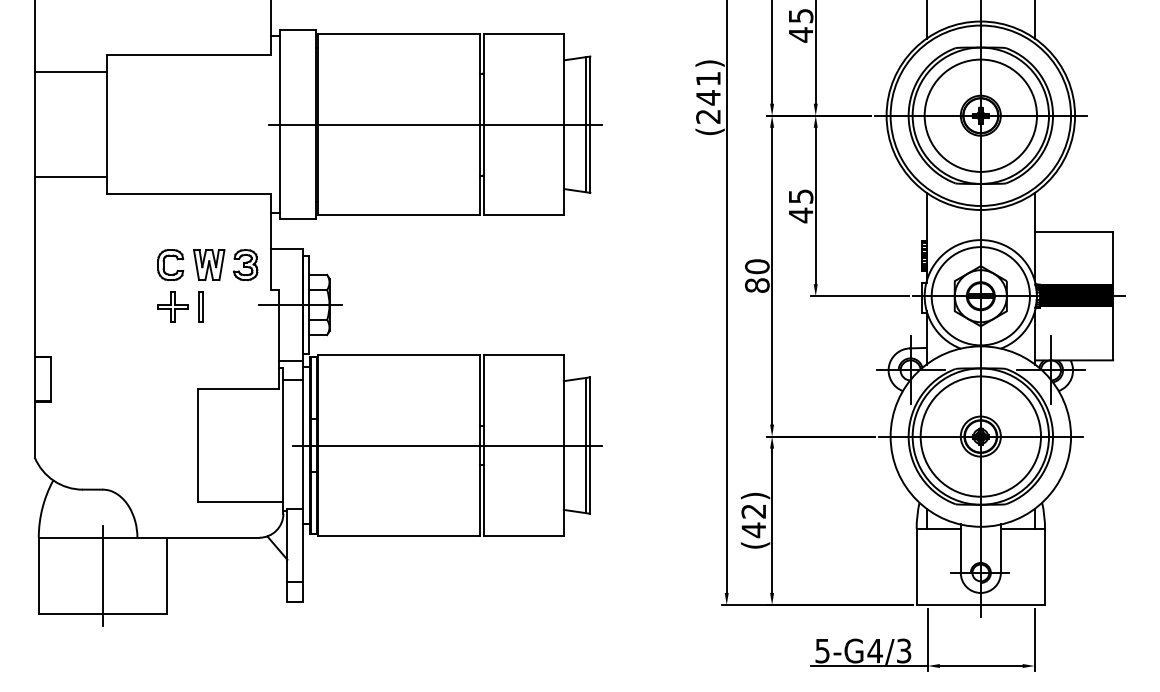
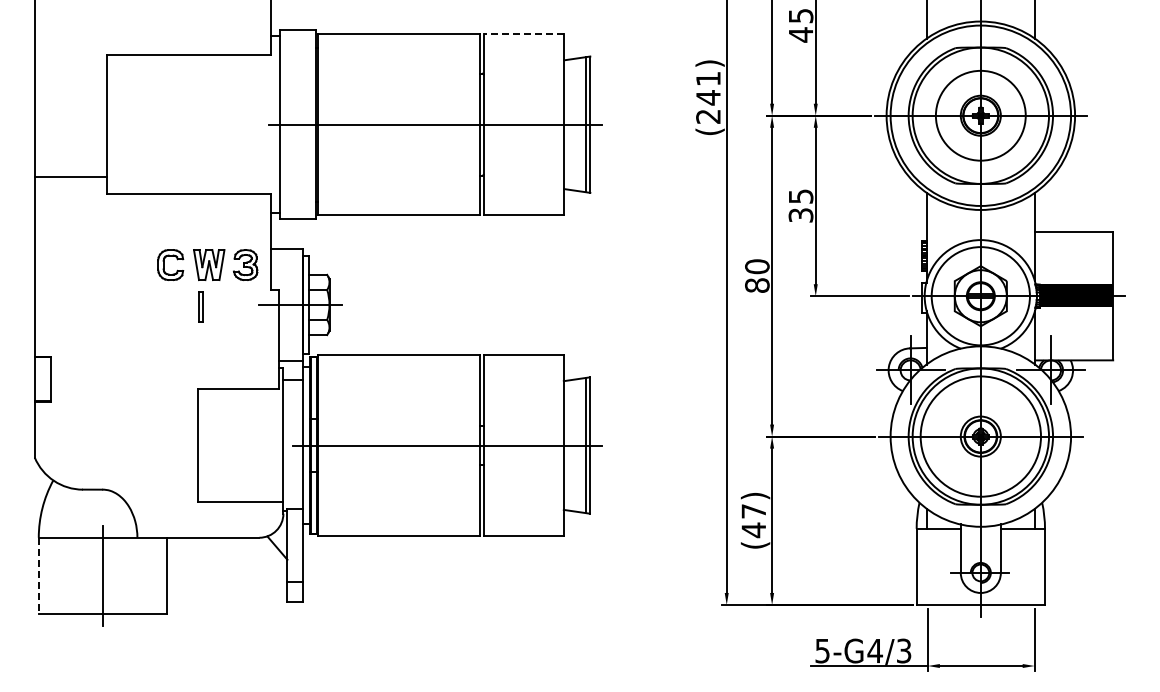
line: solid -> dashed (523, 34)
line: present -> none (70, 72)
circle diameter: 112 px -> 90 px (980, 115)
text: 45 -> 35 (800, 215)
part: present -> none (172, 306)
text: (42) -> (47) (753, 511)
line: solid -> dashed (38, 576)
